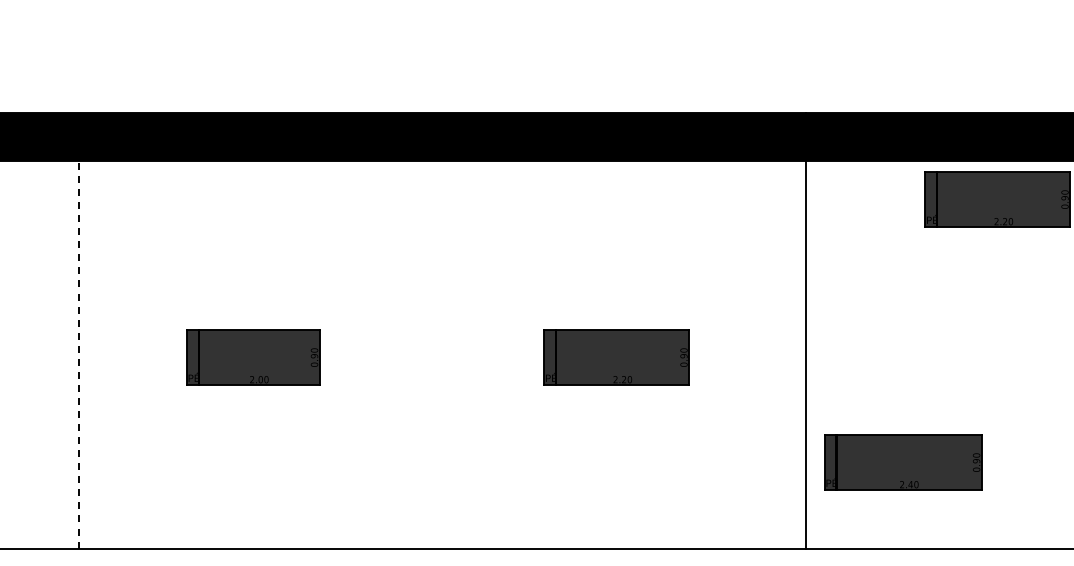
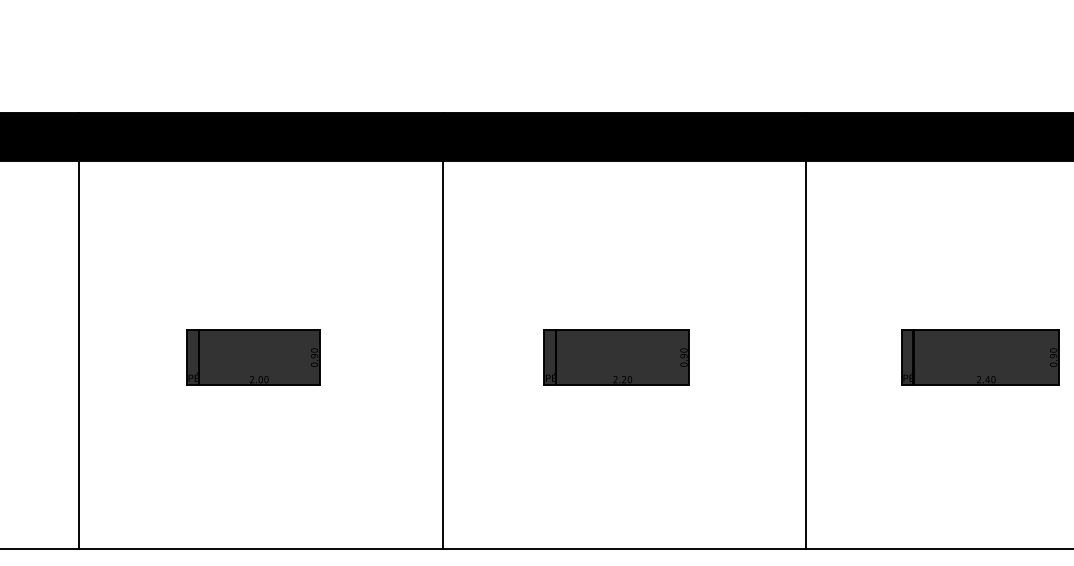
part: present -> none (997, 199)
line: dashed -> solid (79, 330)
line: none -> present (442, 330)
part position: (903, 462) -> (980, 357) (980, 357)
